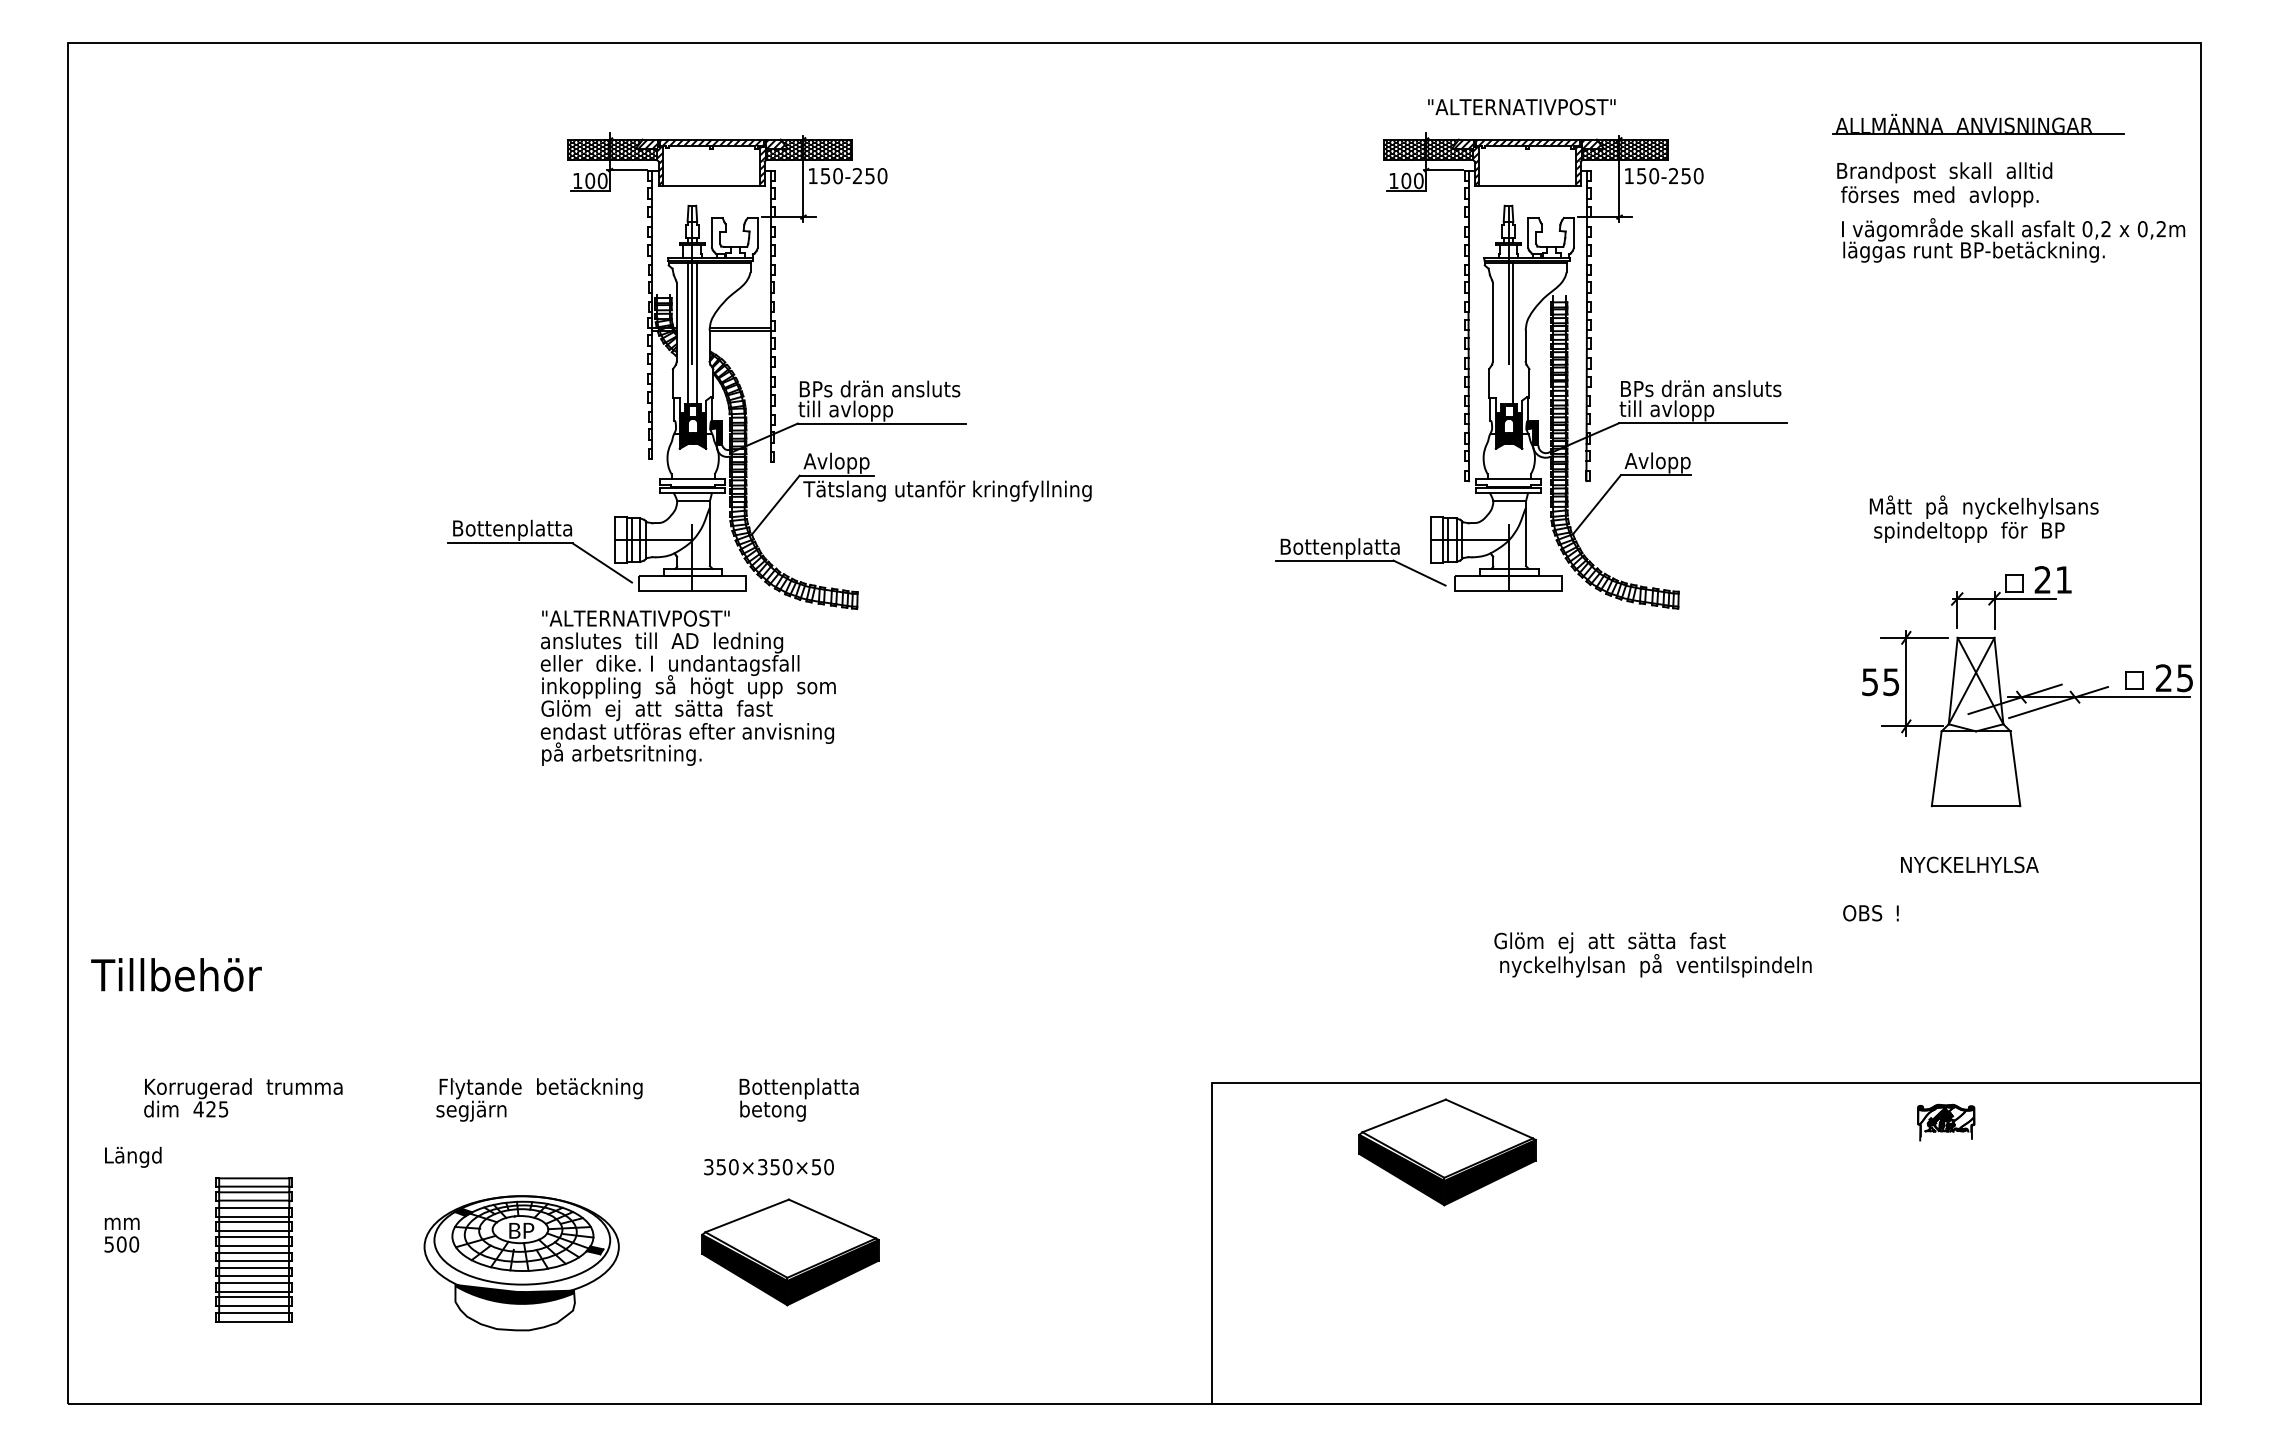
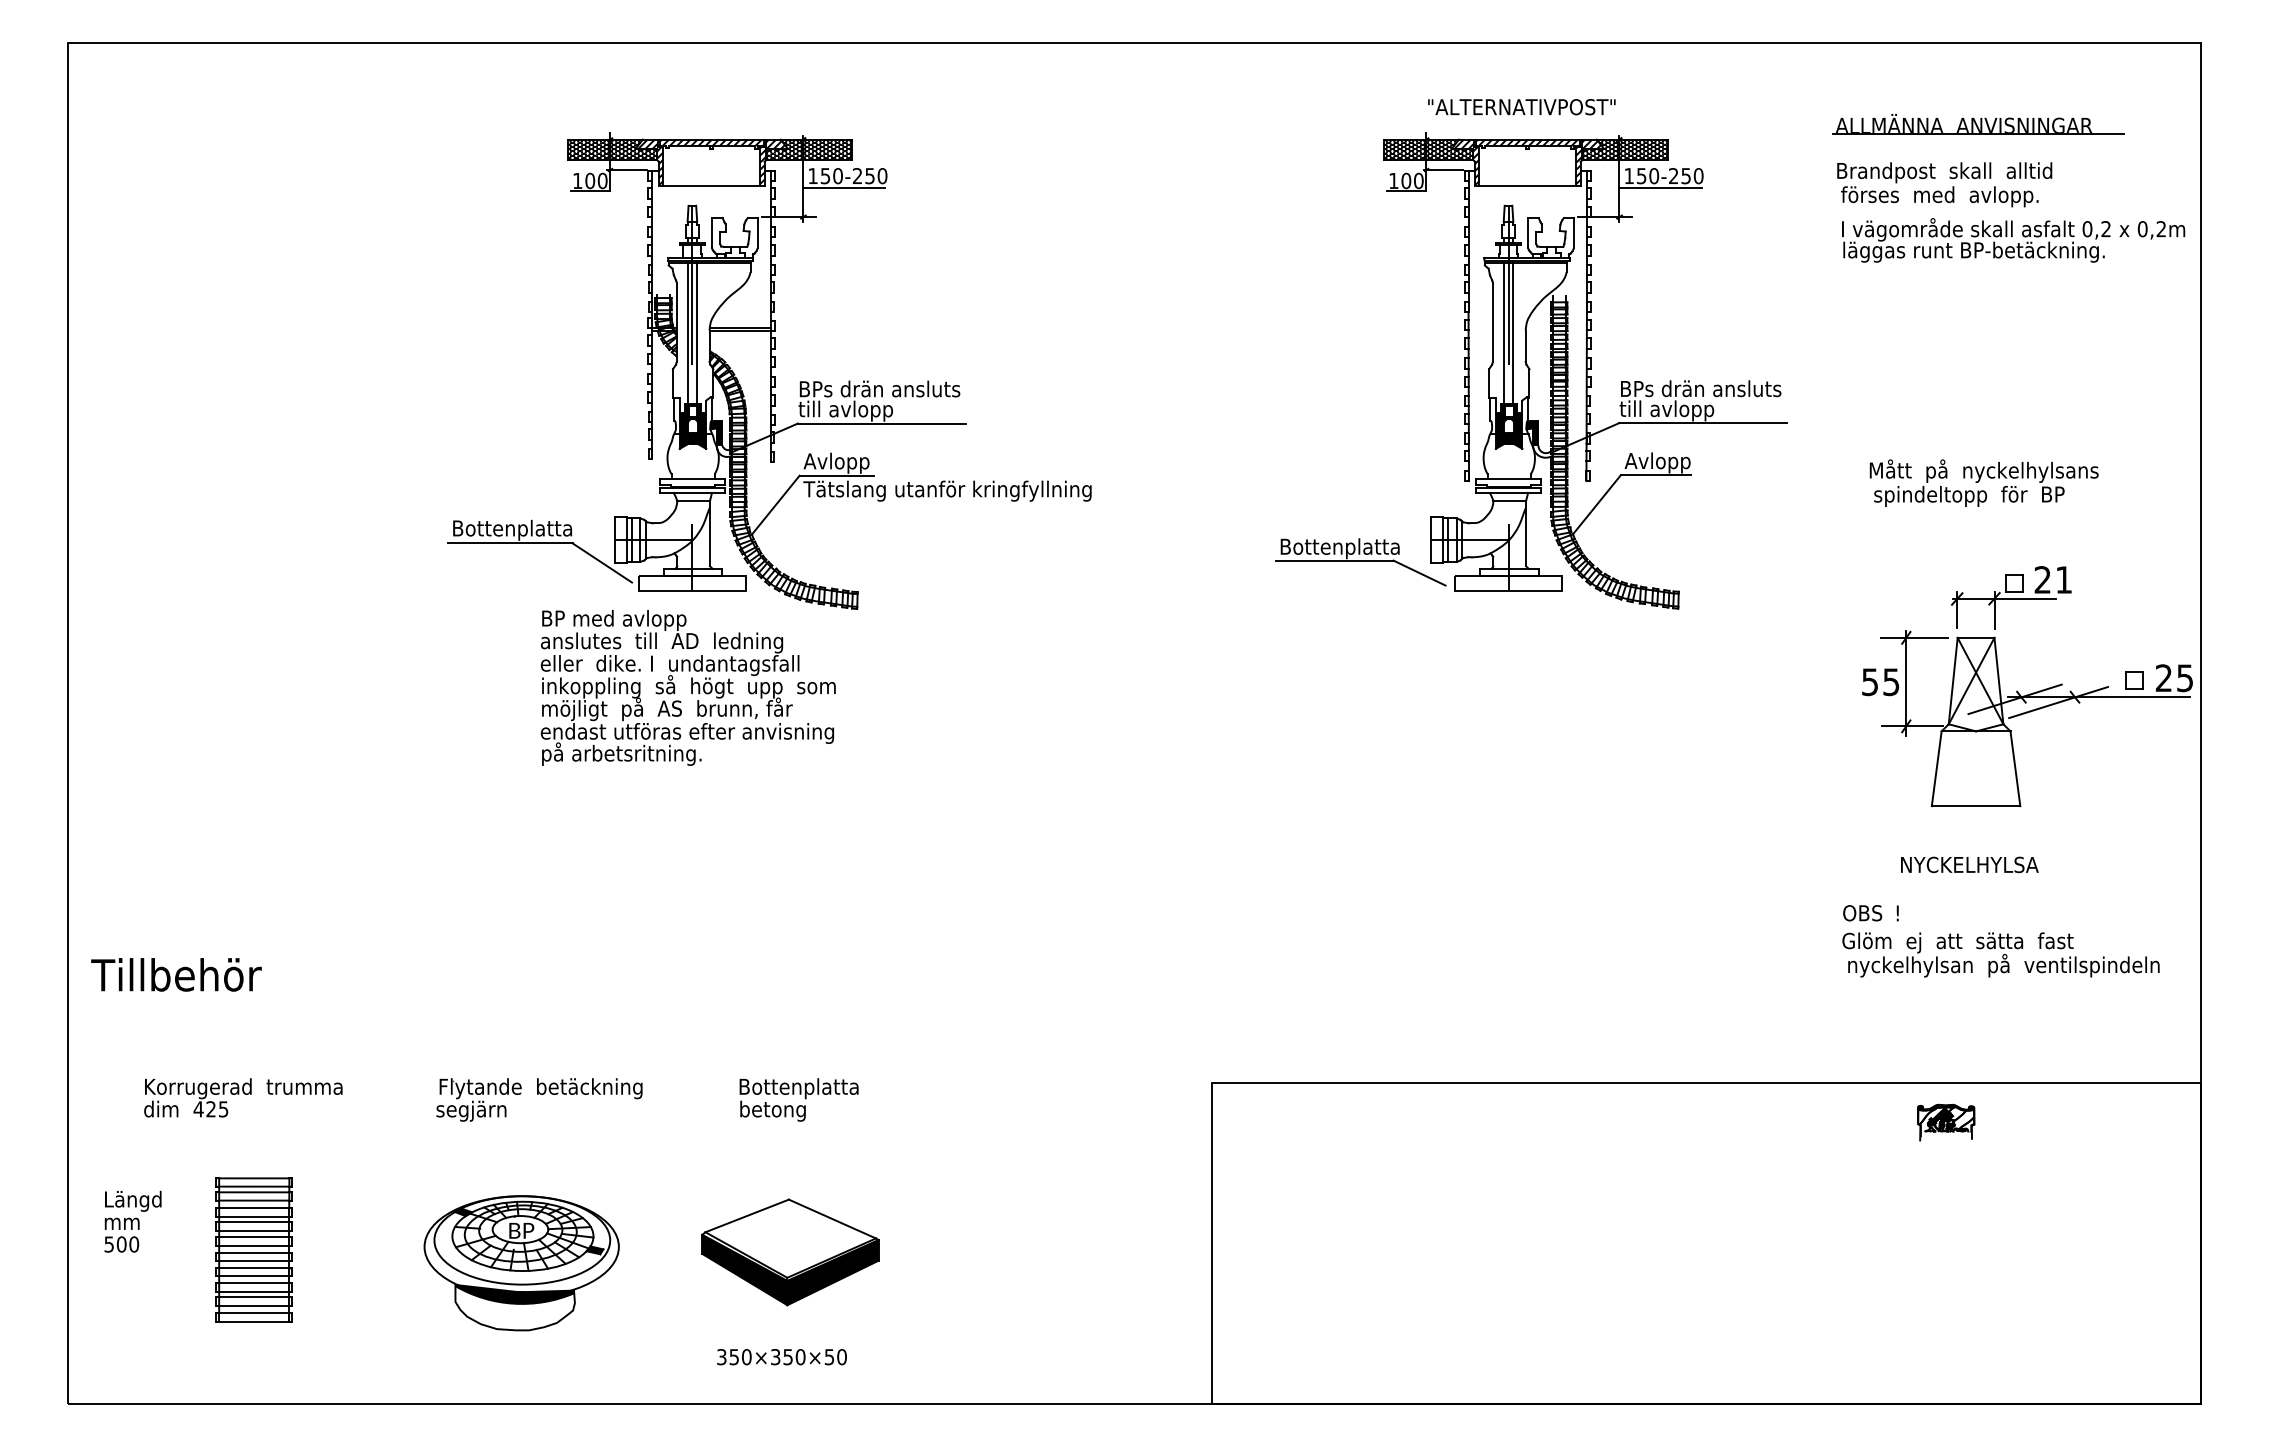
line: none -> present (844, 188)
line: none -> present (1660, 188)
line: none -> present (1504, 333)
text position: (1983, 518) -> (1983, 482) (1983, 482)
text: "ALTERNATIVPOST" -> BP med avlopp (635, 620)
text: Glöm  ej  att  sätta  fast -> möjligt  på  AS  brunn, får (666, 709)
text position: (1652, 954) -> (2000, 954) (2000, 954)
part: present -> none (1447, 1152)
text position: (133, 1156) -> (133, 1200) (133, 1200)
text position: (768, 1167) -> (781, 1357) (781, 1357)
